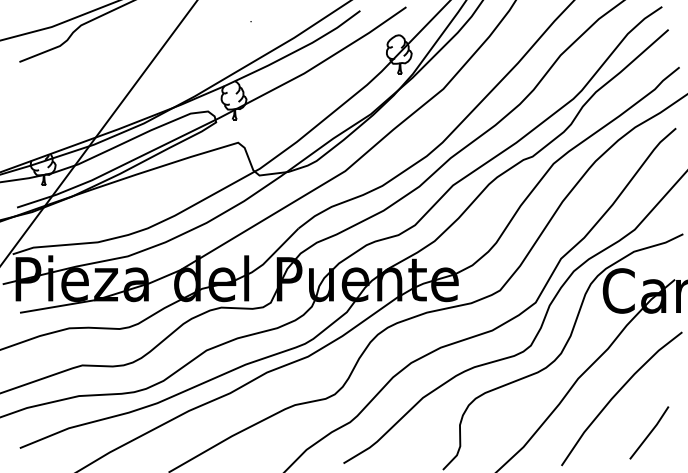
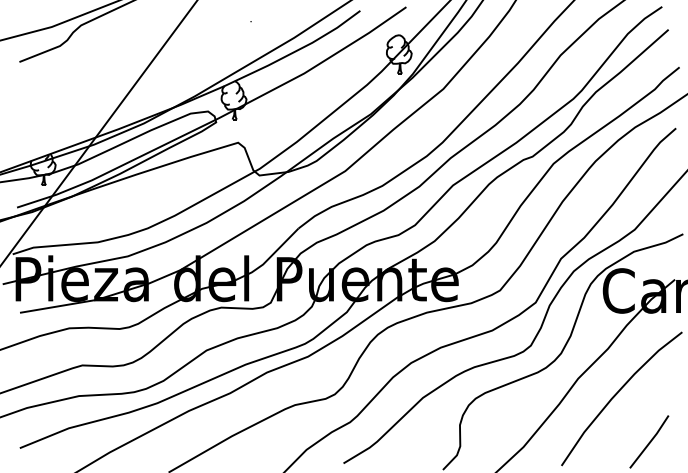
line position: (649, 432) -> (649, 441) (649, 441)
